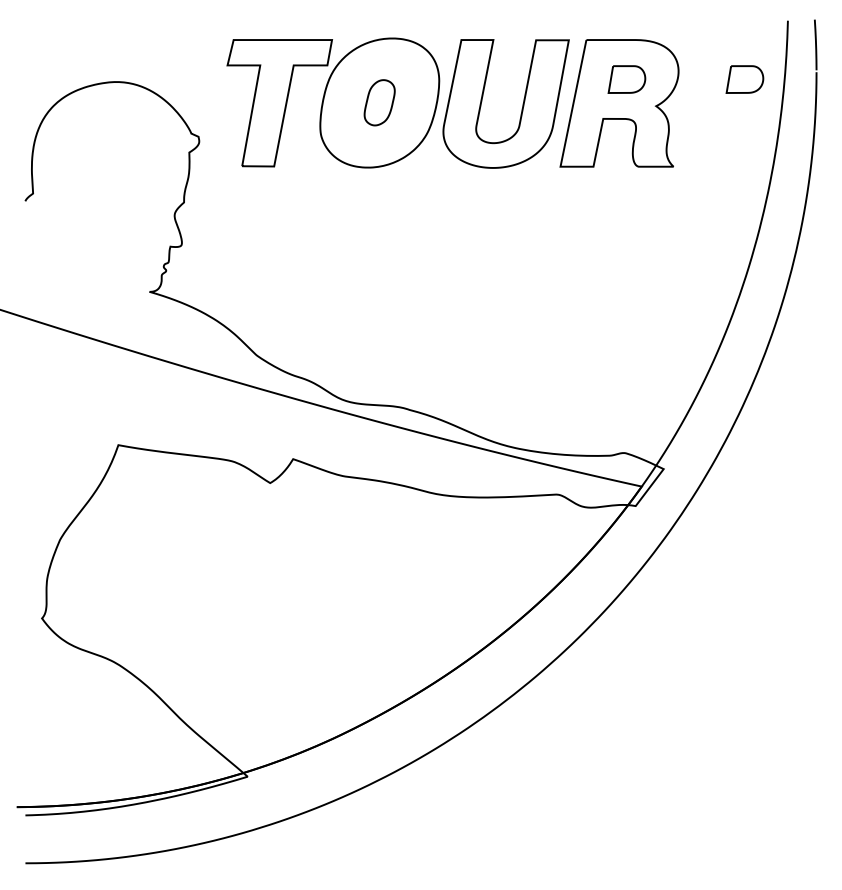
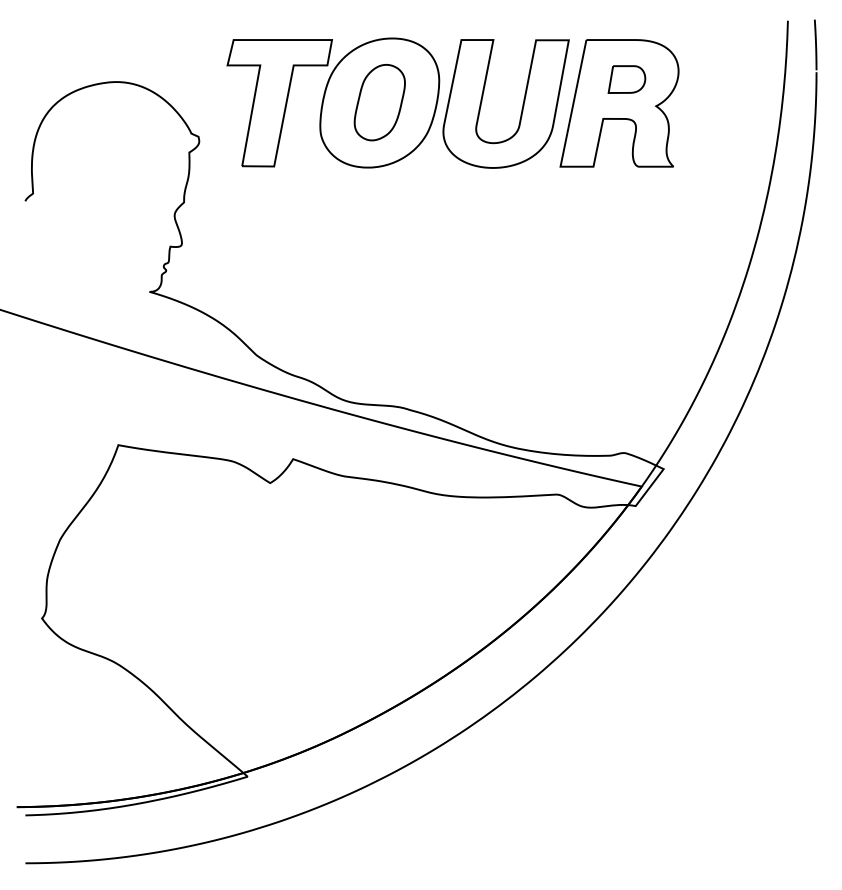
part: present -> none (744, 79)
part size: 33x48 px -> 53x78 px (379, 102)
